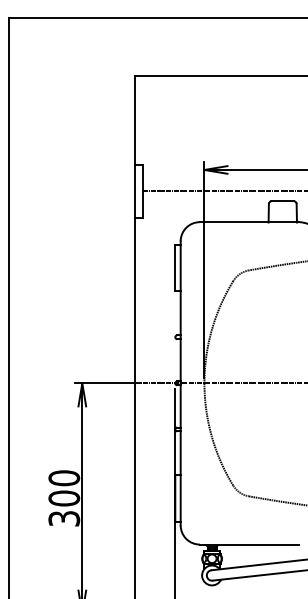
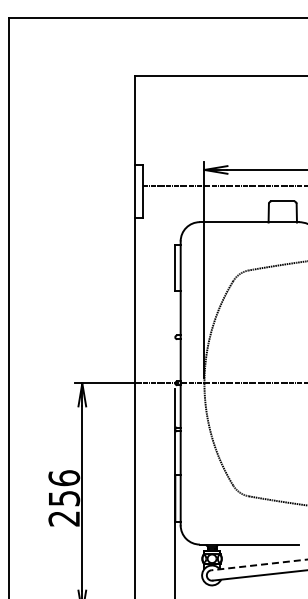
line position: (223, 191) -> (223, 186) (223, 186)
text: 300 -> 256 (64, 498)
line: solid -> dashed (259, 564)
